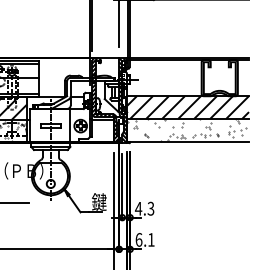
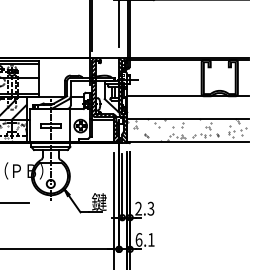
hatch: present -> none (188, 107)
text: 4.3 -> 2.3 (138, 208)
